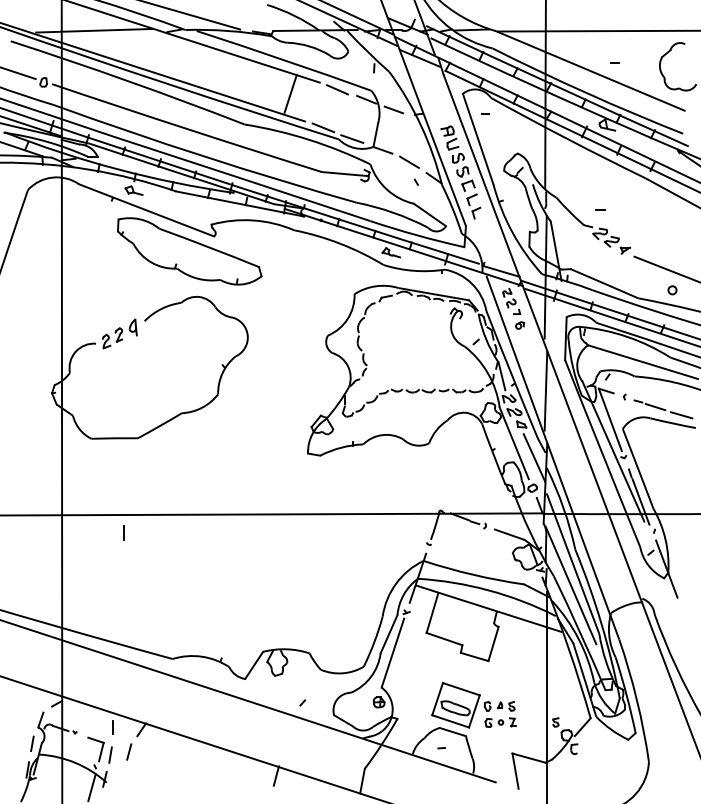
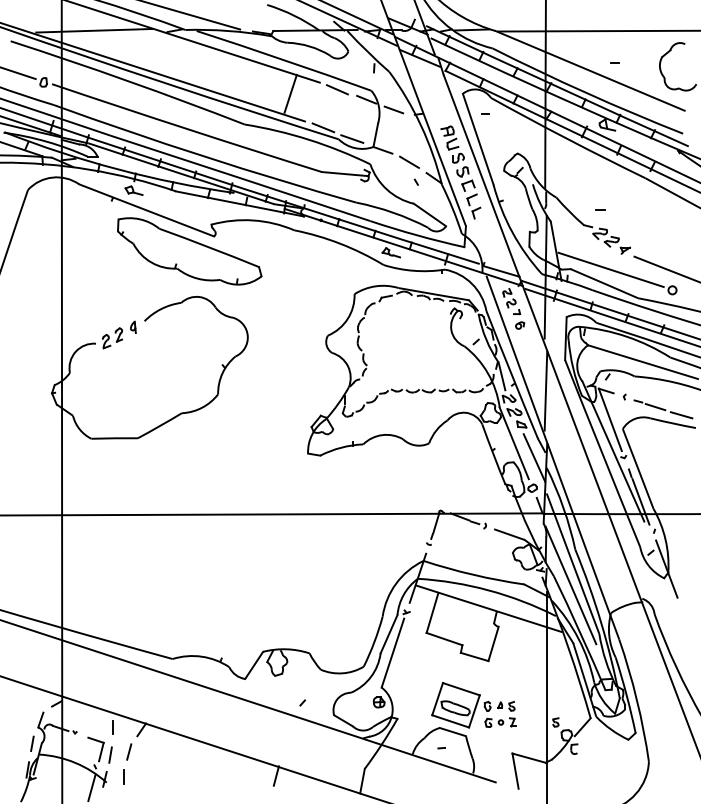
line: none -> present (610, 269)
part size: 10x19 px -> 7x14 px (133, 326)
line position: (123, 532) -> (123, 776) (123, 776)
